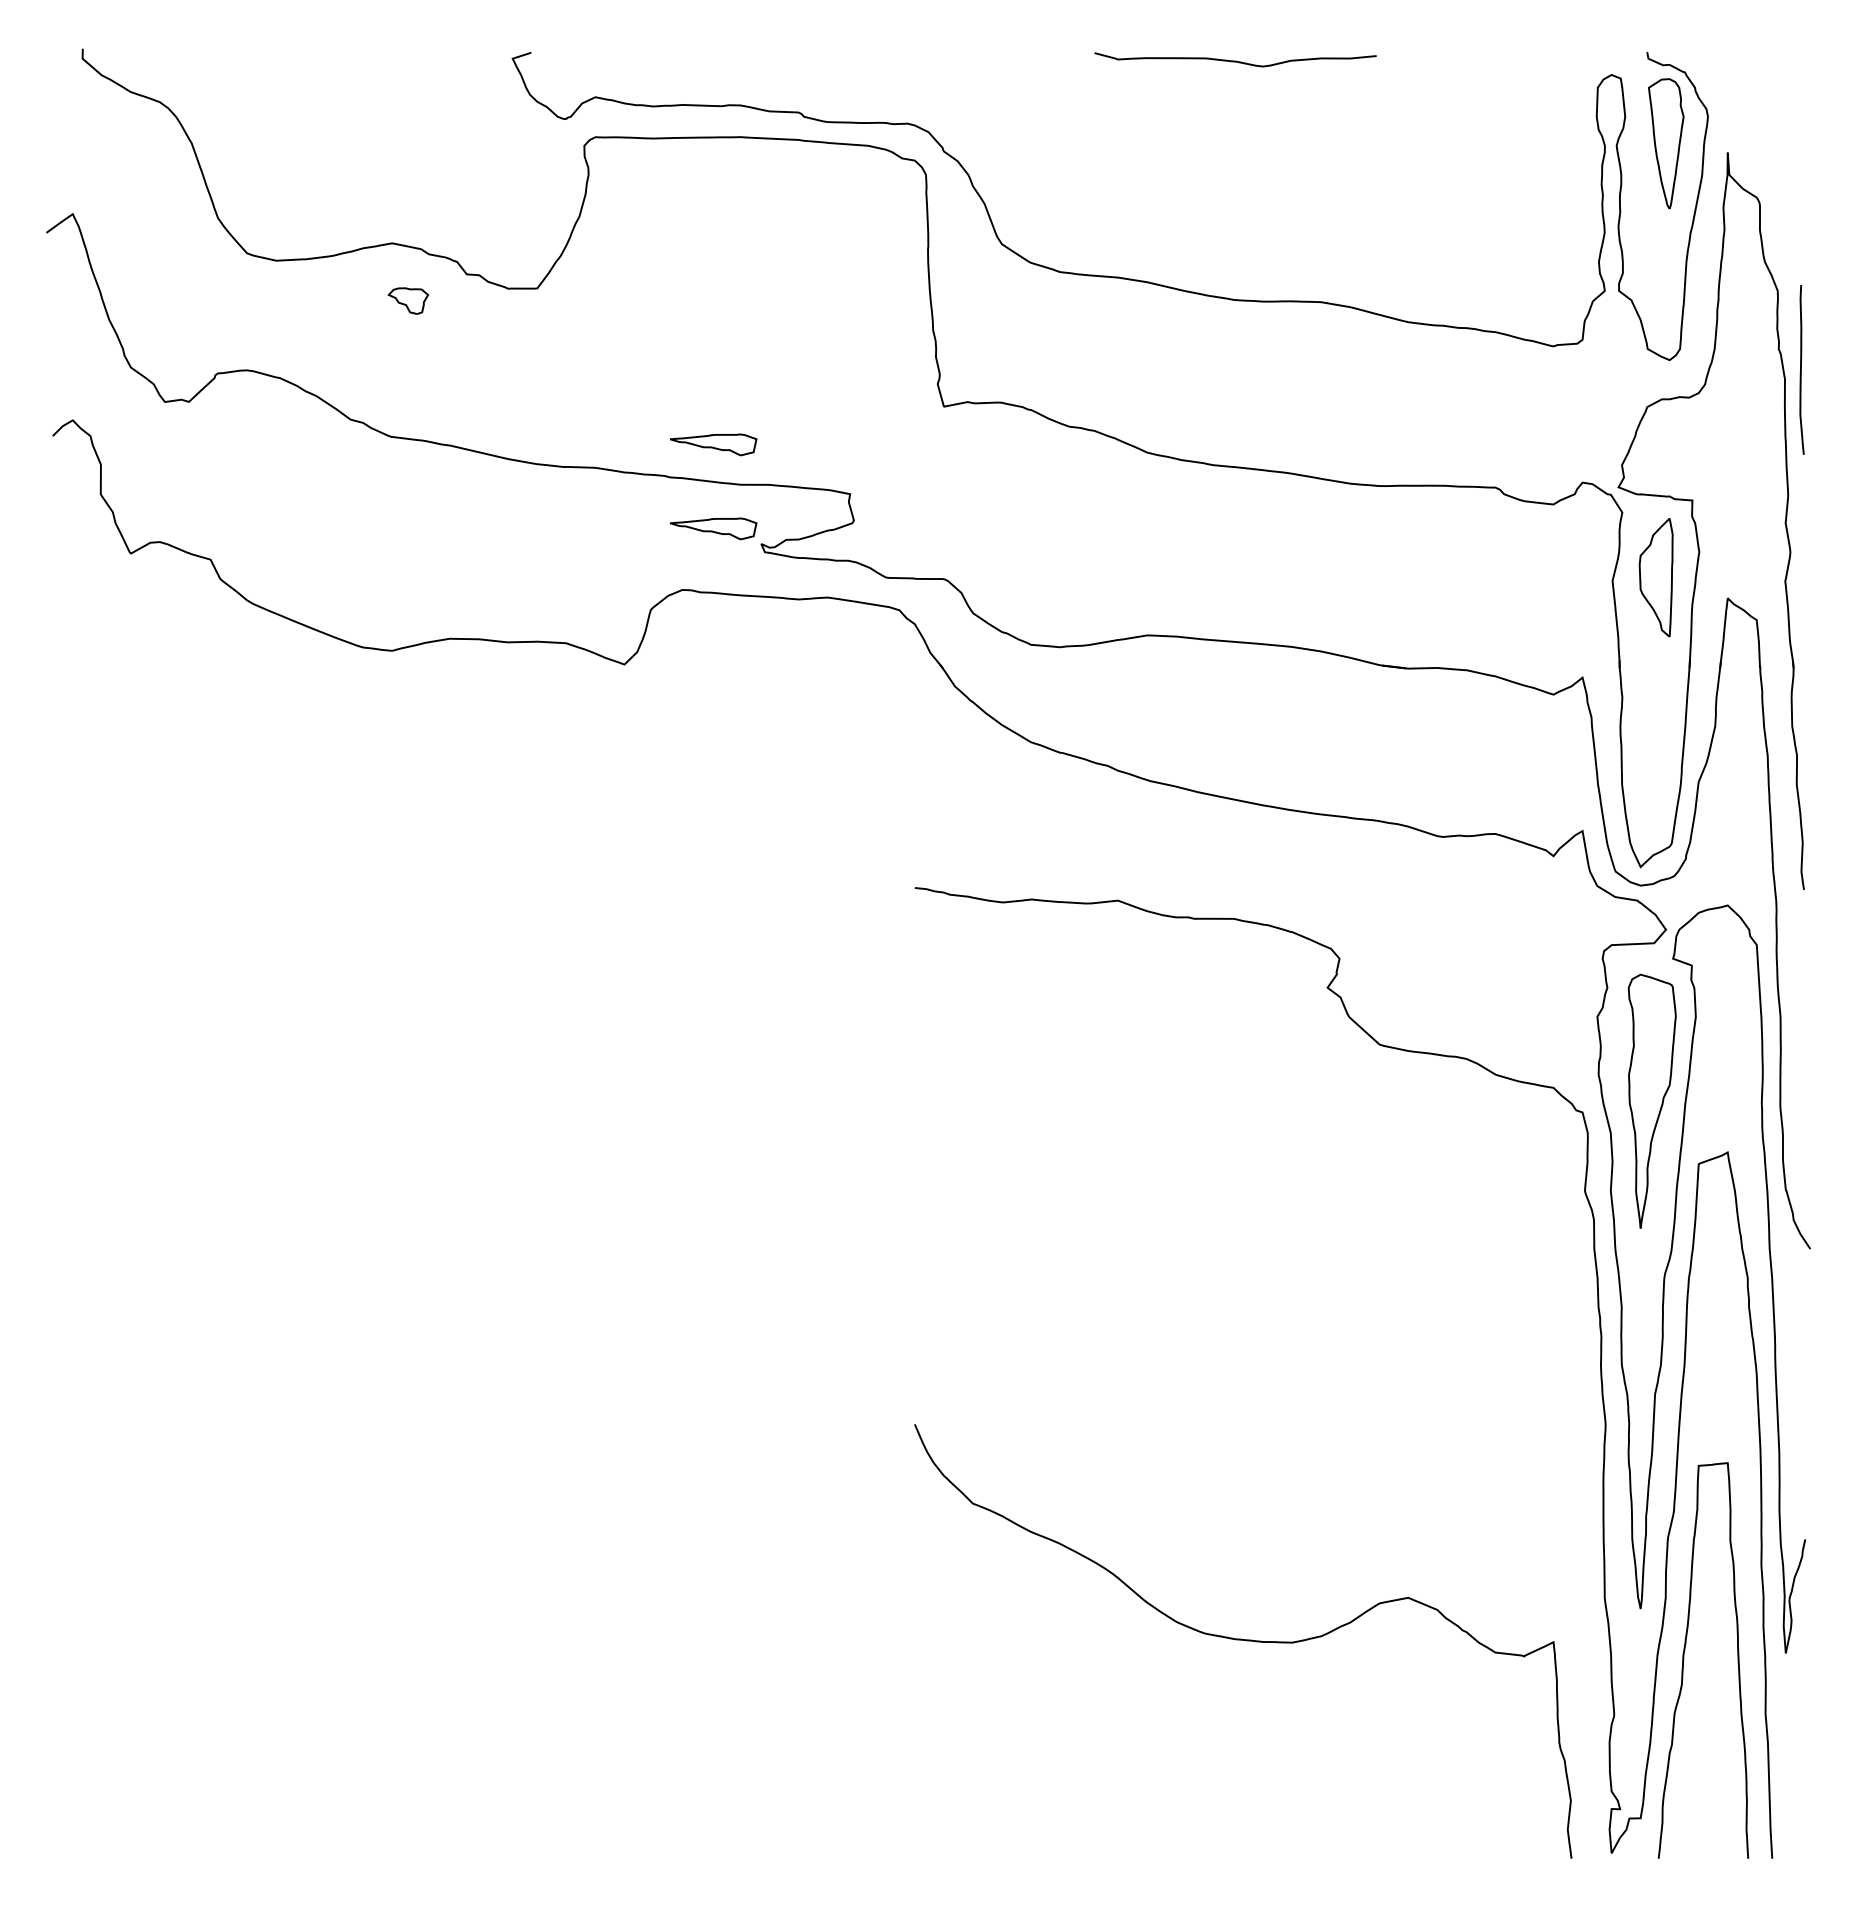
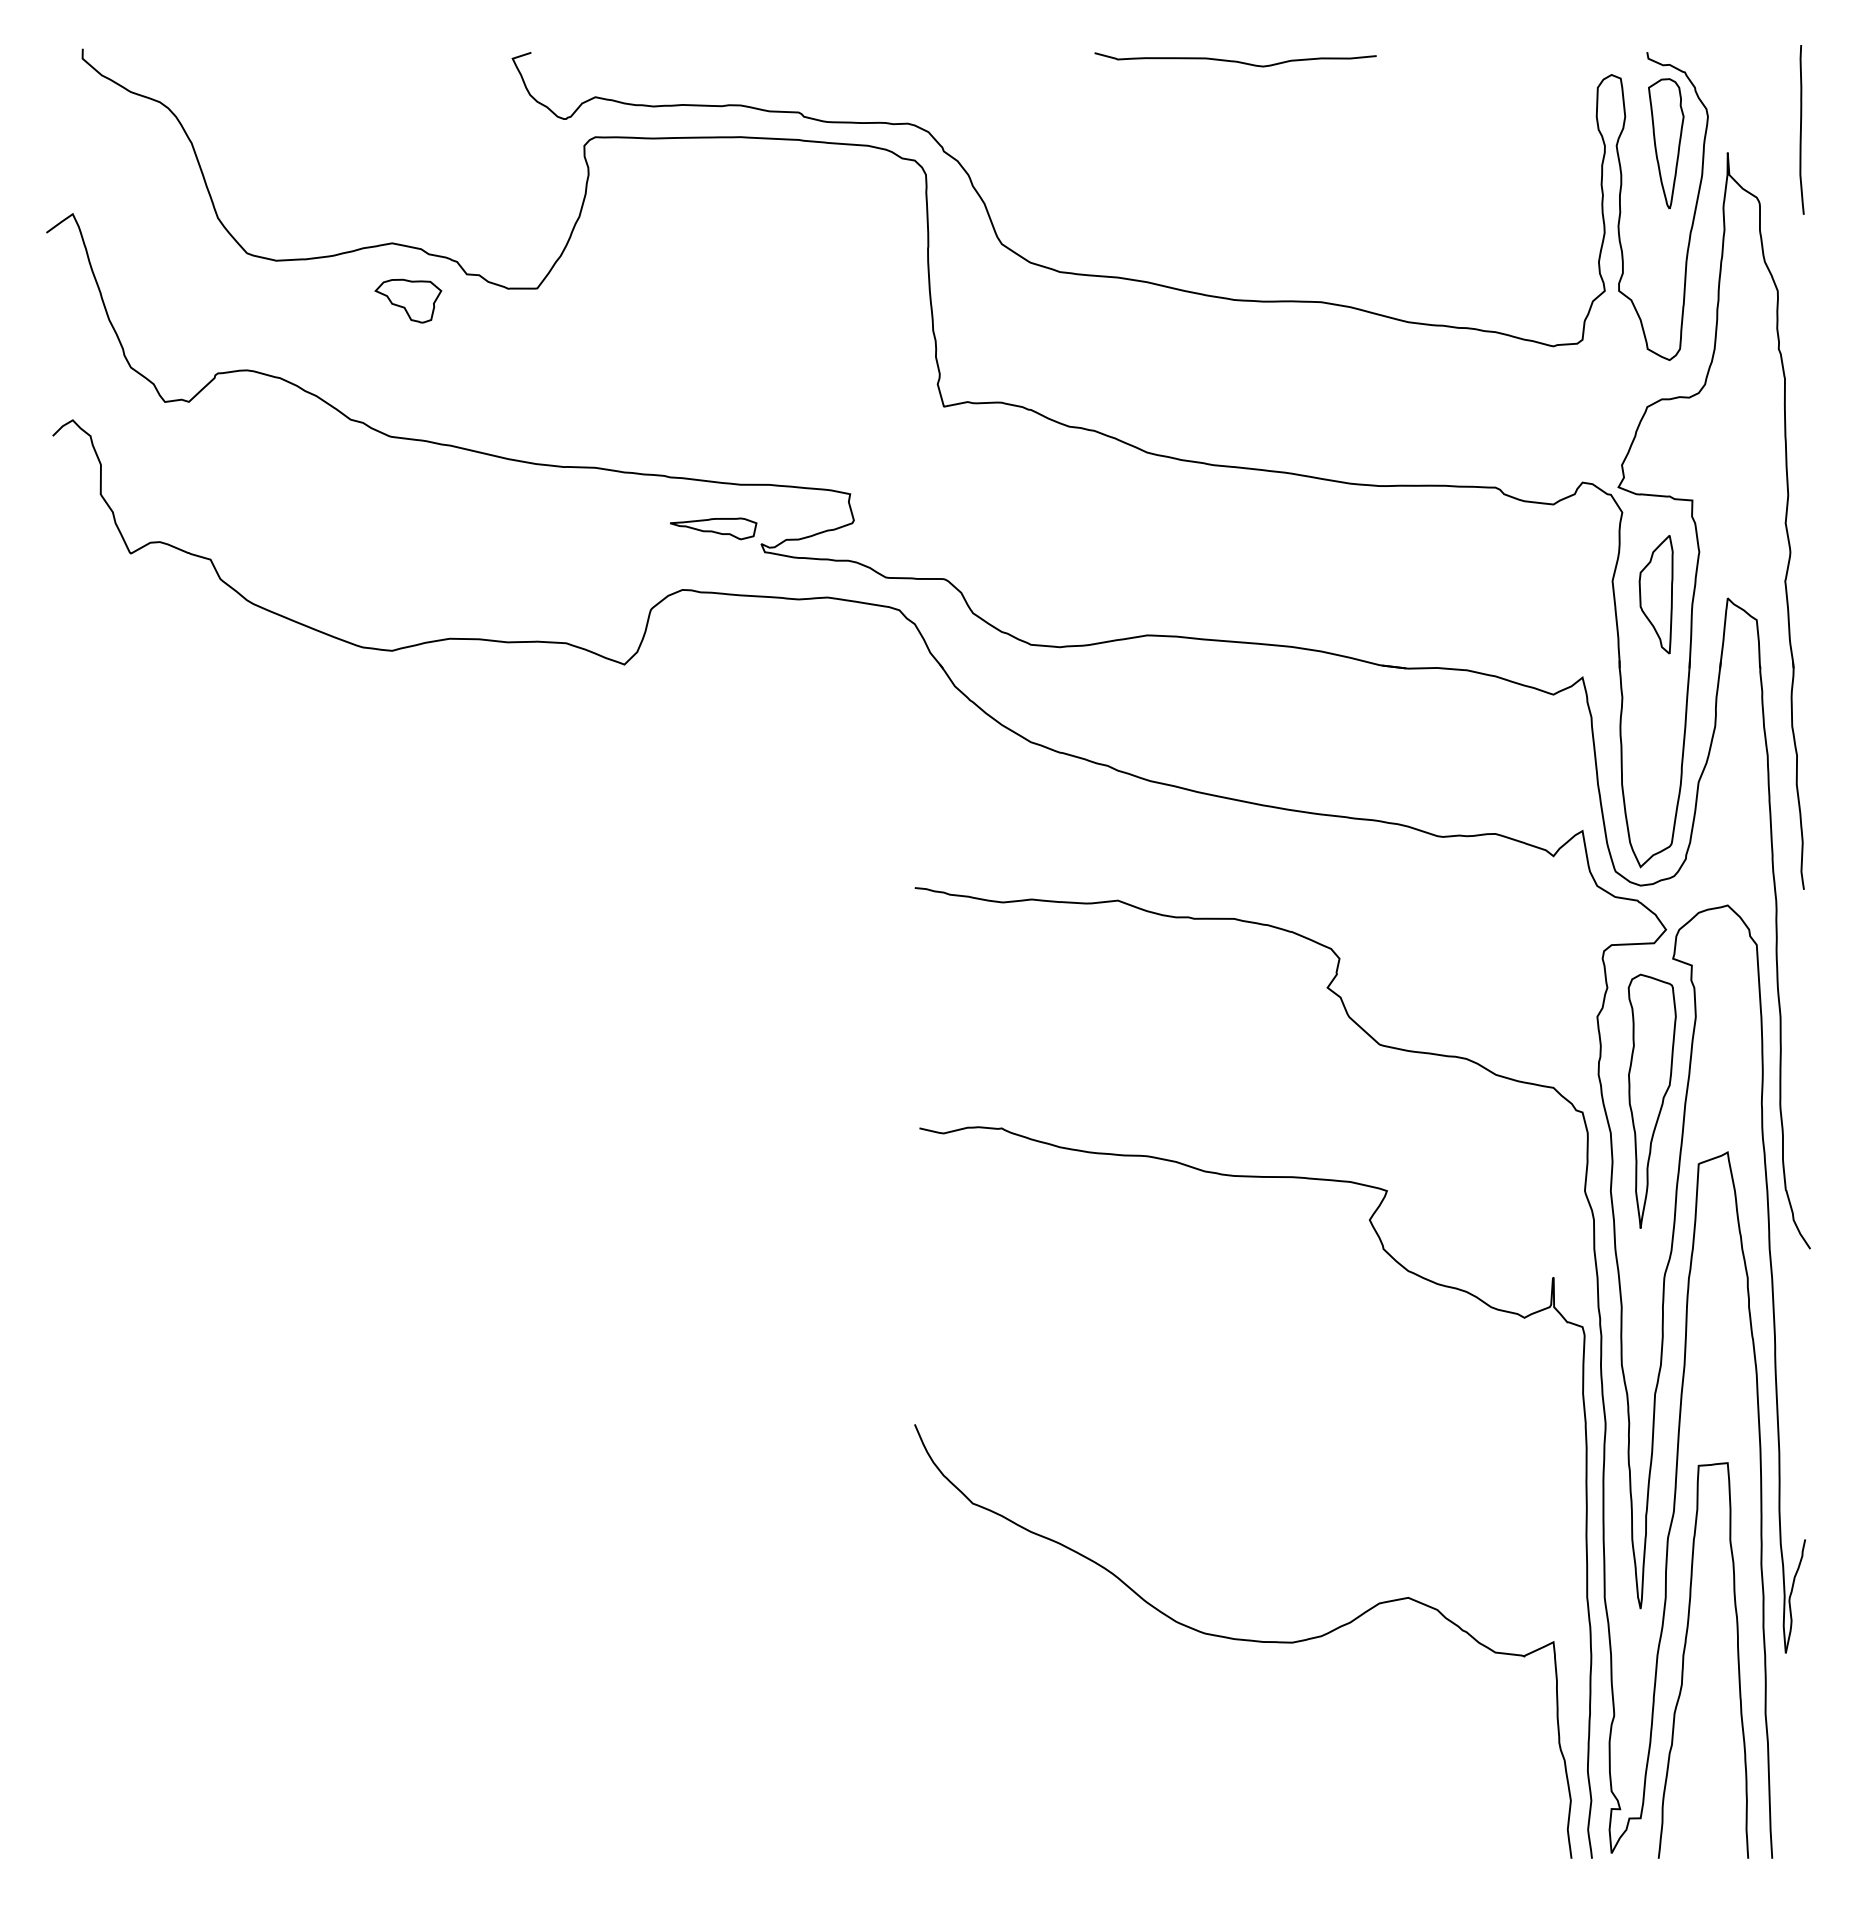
part size: 43x28 px -> 69x46 px (408, 300)
curve position: (1801, 369) -> (1801, 129) (1801, 129)
part: present -> none (713, 444)
part position: (1655, 577) -> (1655, 594) (1655, 594)
curve: none -> present (1408, 1272)
